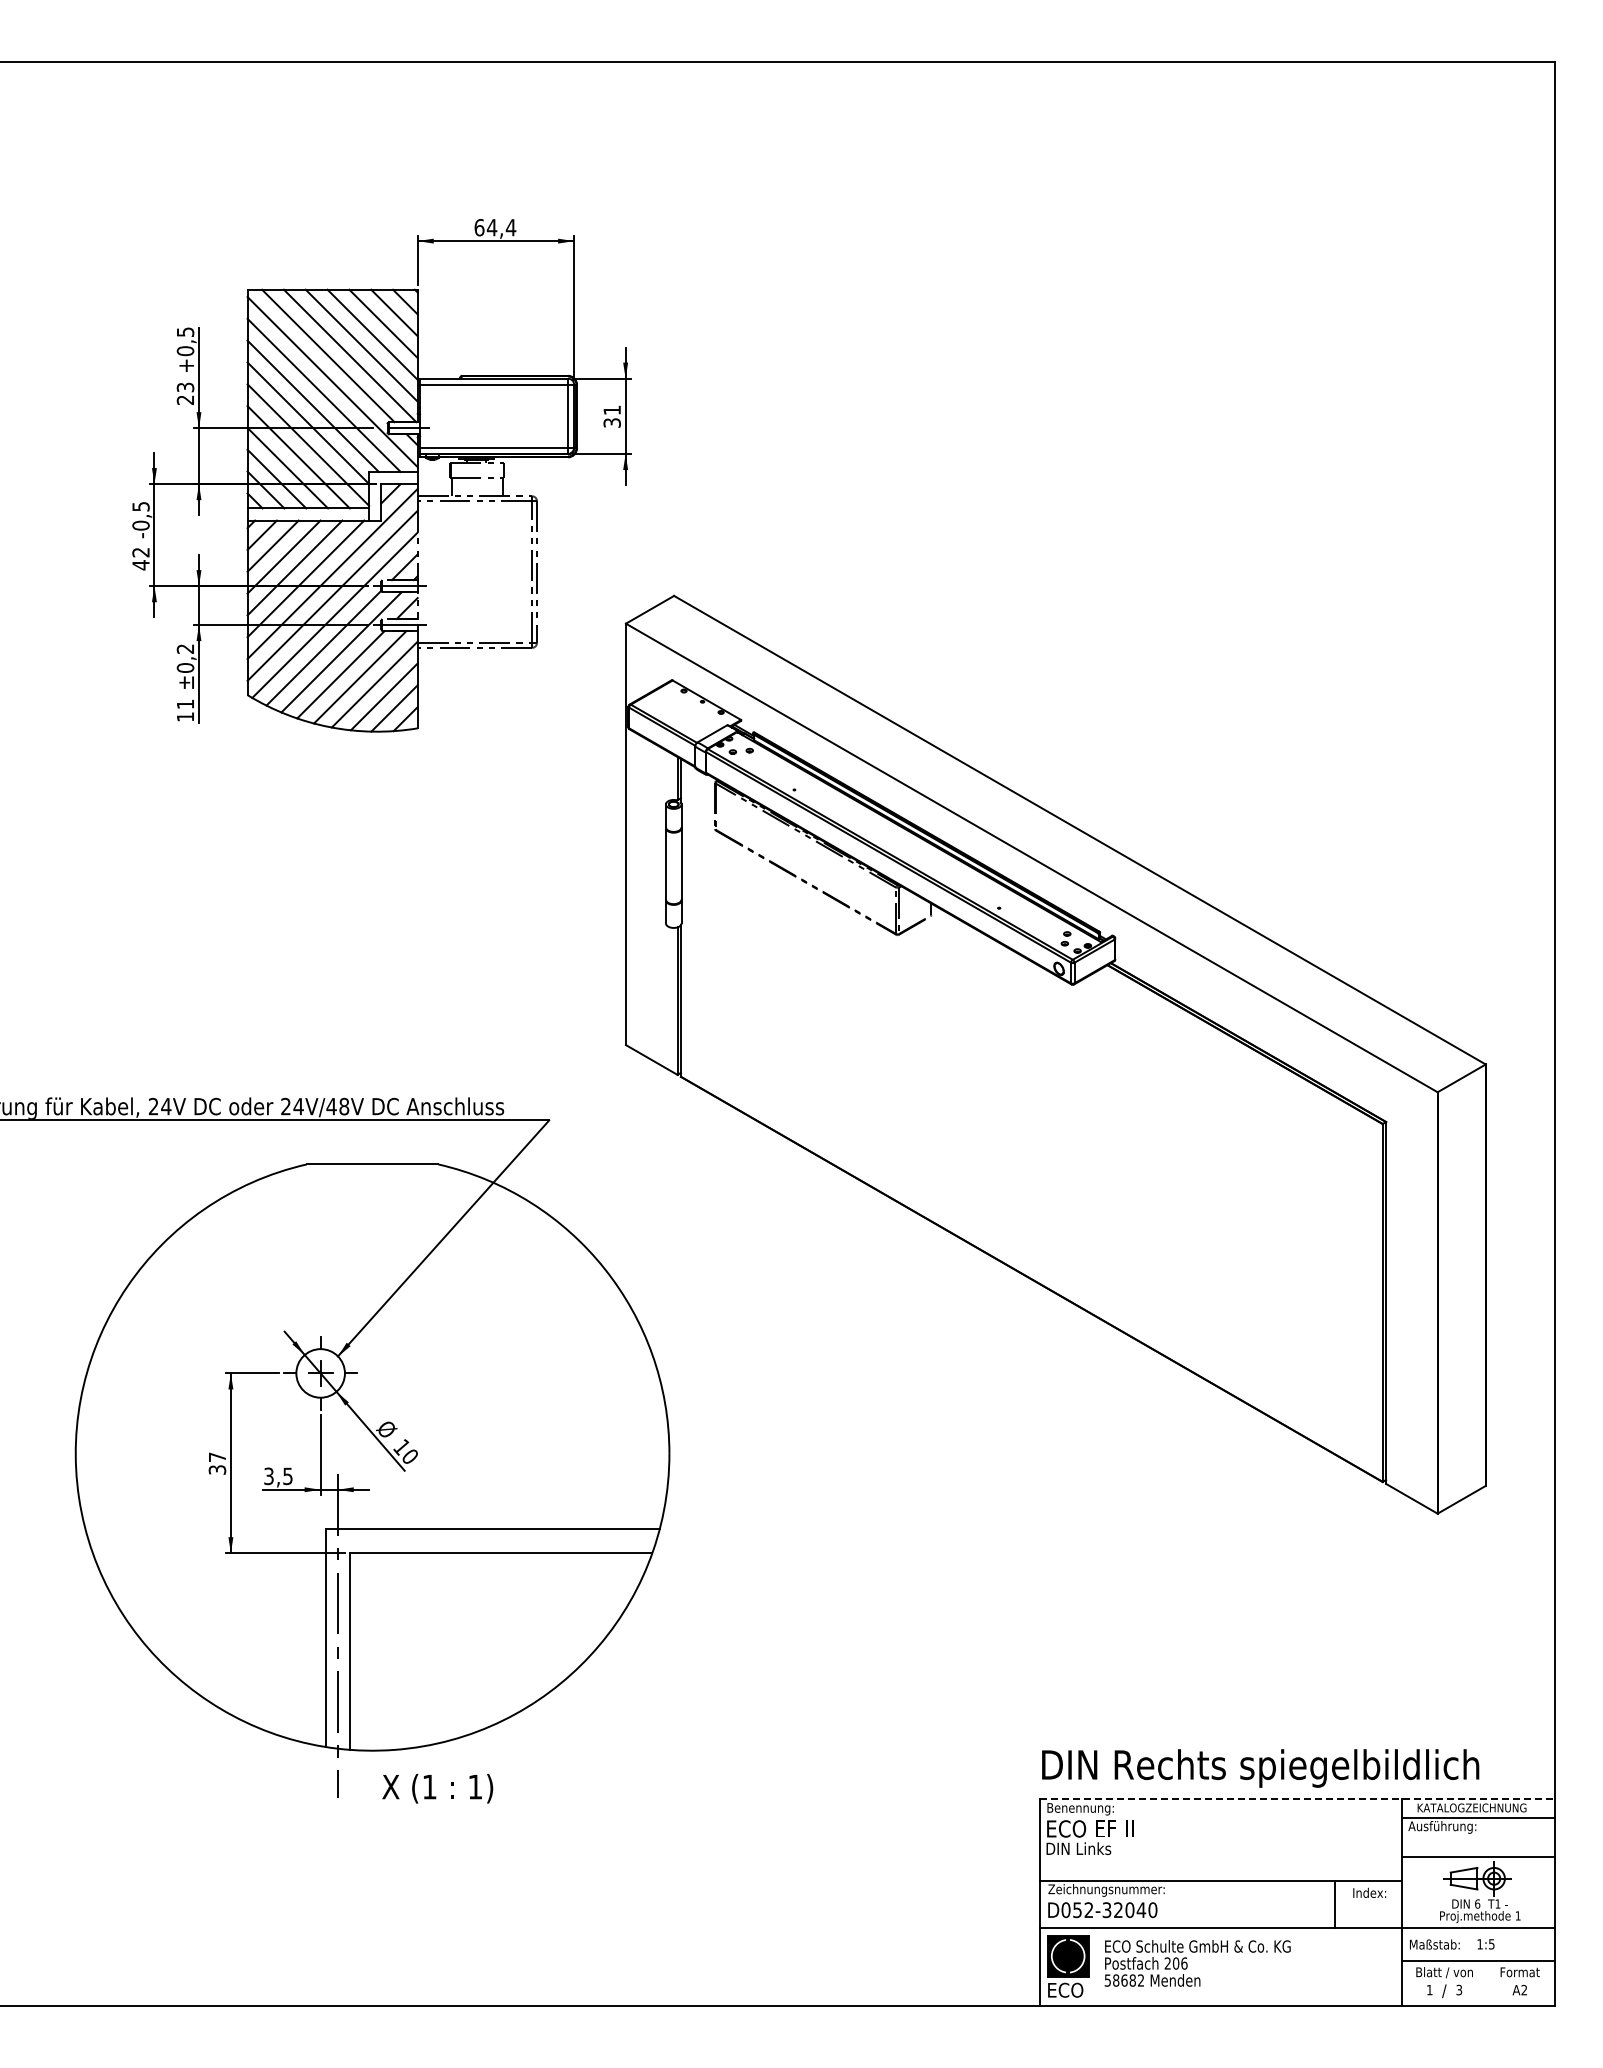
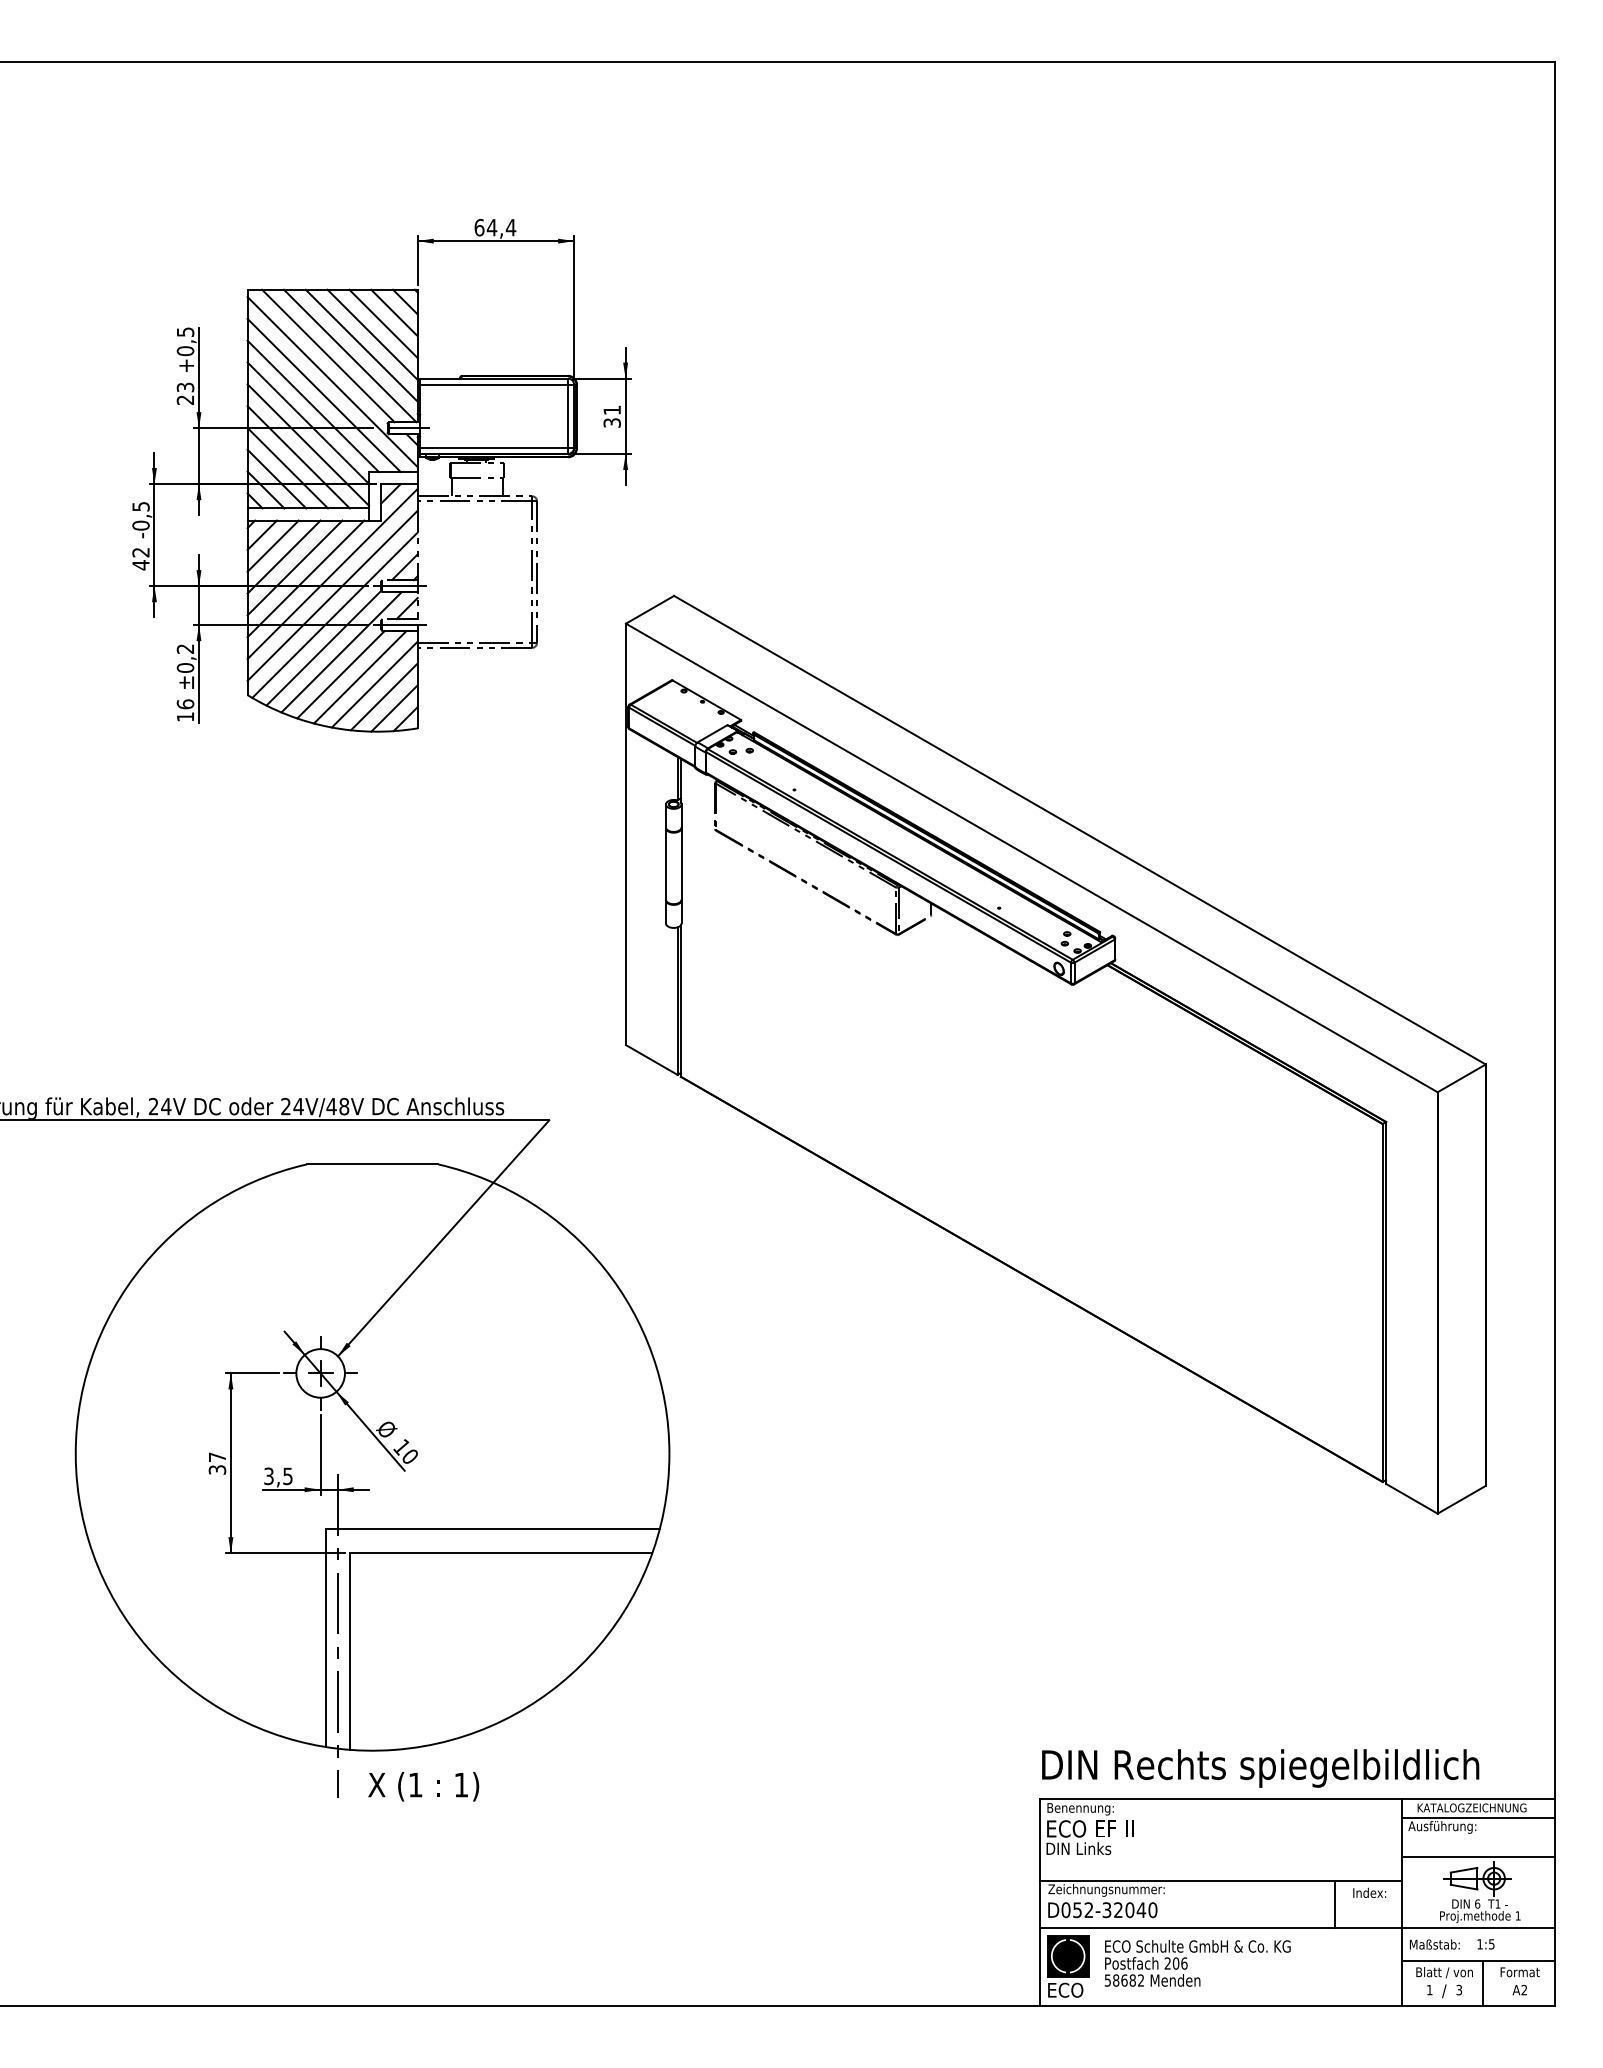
text: 11 -> 16 (185, 704)
text position: (437, 1788) -> (423, 1786) (423, 1786)
line: dashed -> solid (1297, 1799)
line: none -> present (1483, 1982)
